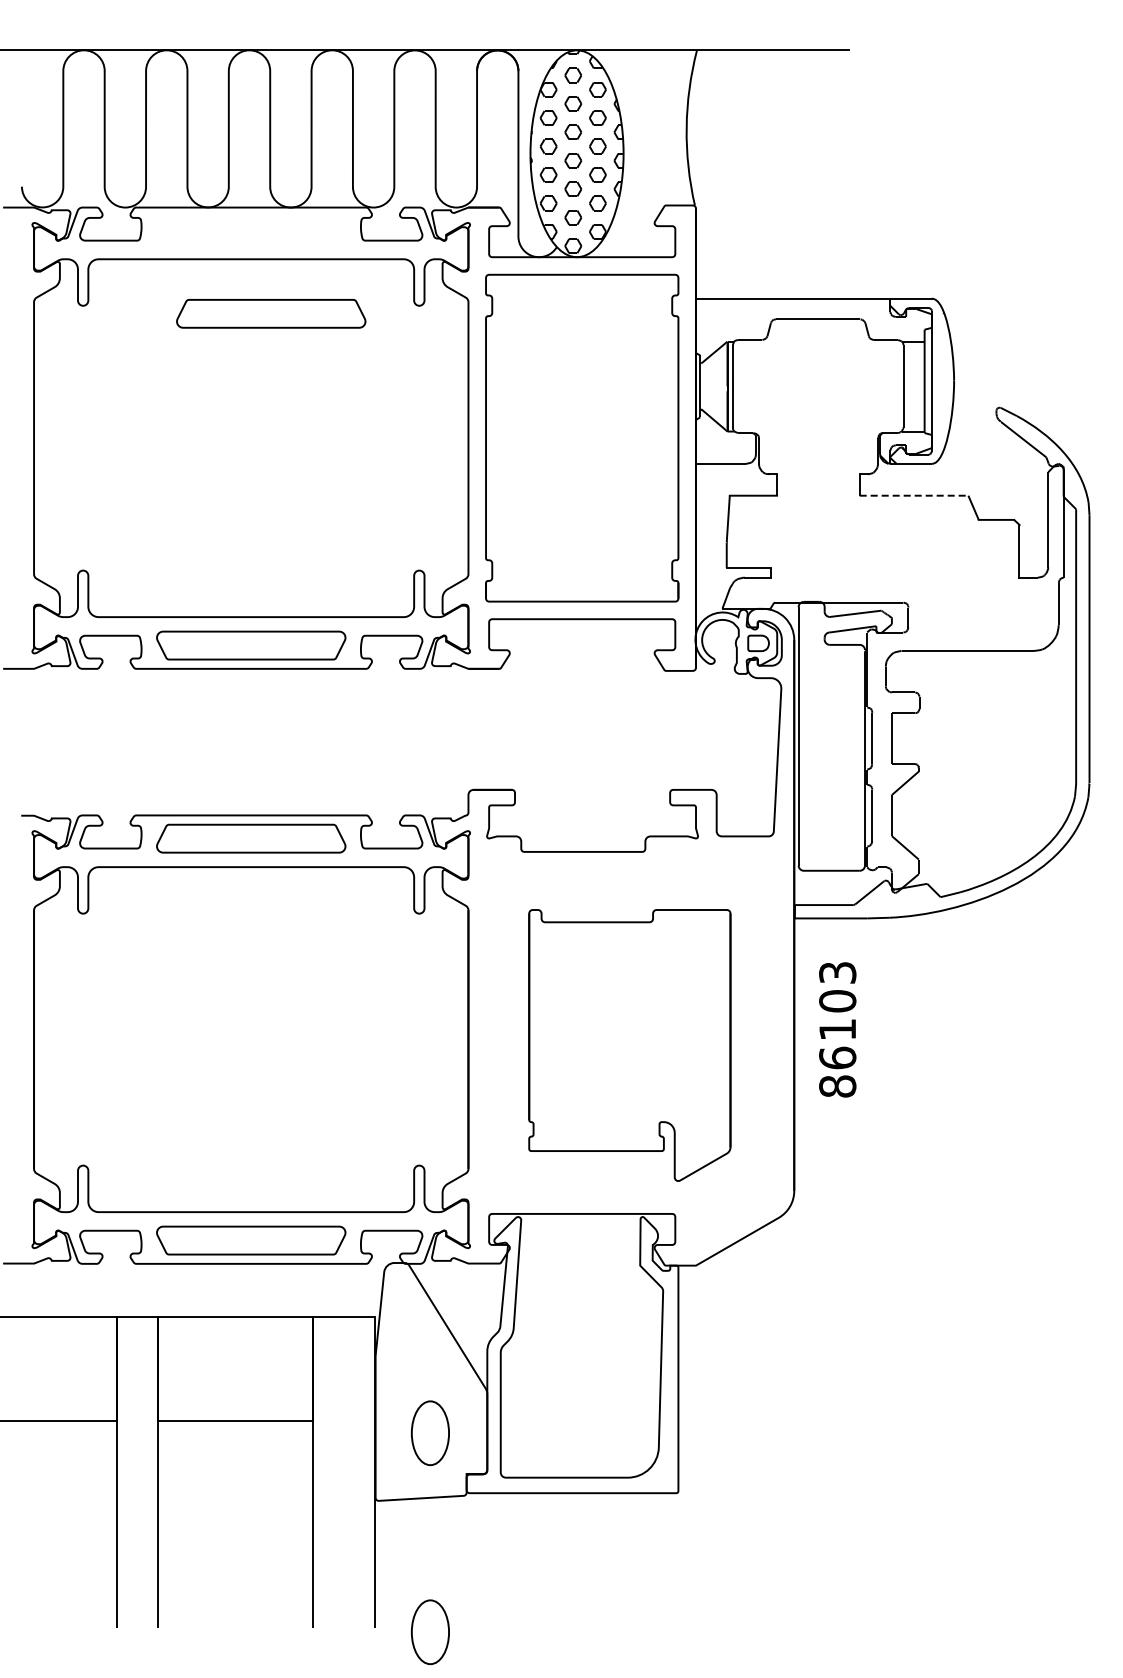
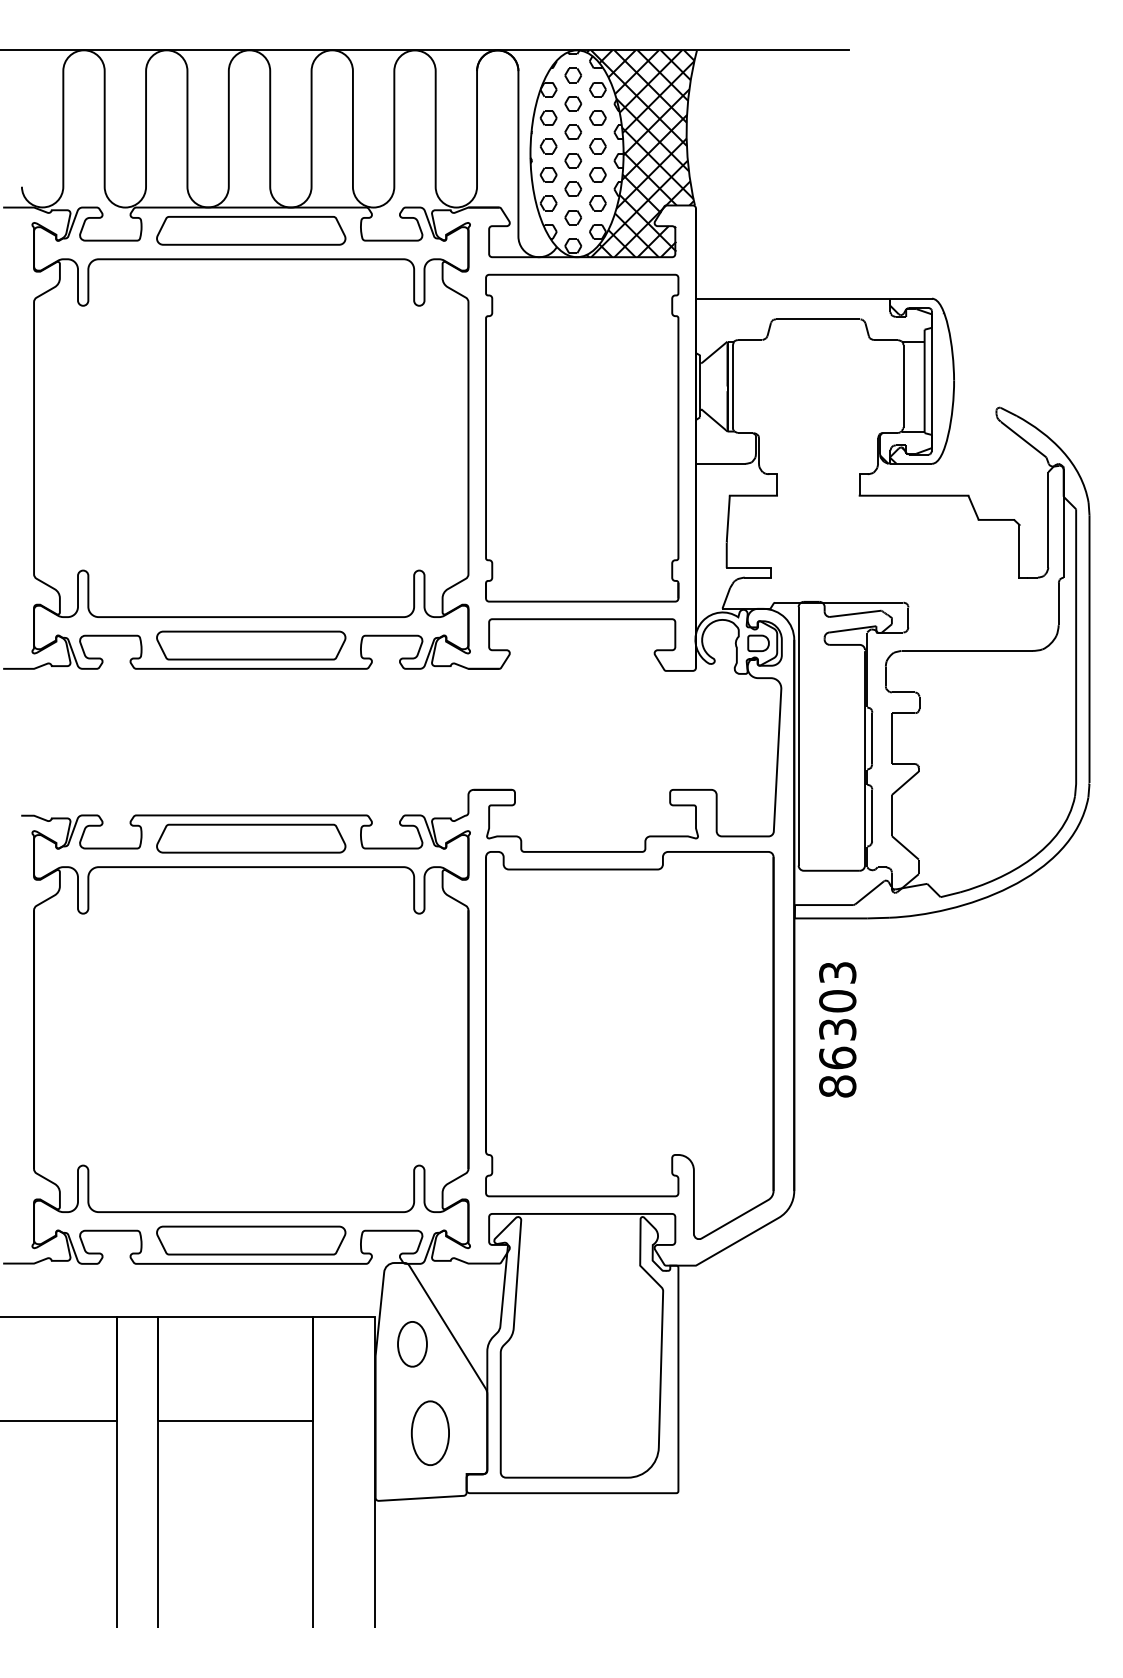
hatch: none -> present (640, 153)
curve position: (271, 300) -> (251, 217) (251, 217)
line: dashed -> solid (914, 495)
text: 86103 -> 86303 (837, 1029)
part size: 204x273 px -> 290x389 px (629, 1045)
part: none -> present (412, 1344)
part: present -> none (429, 1631)
